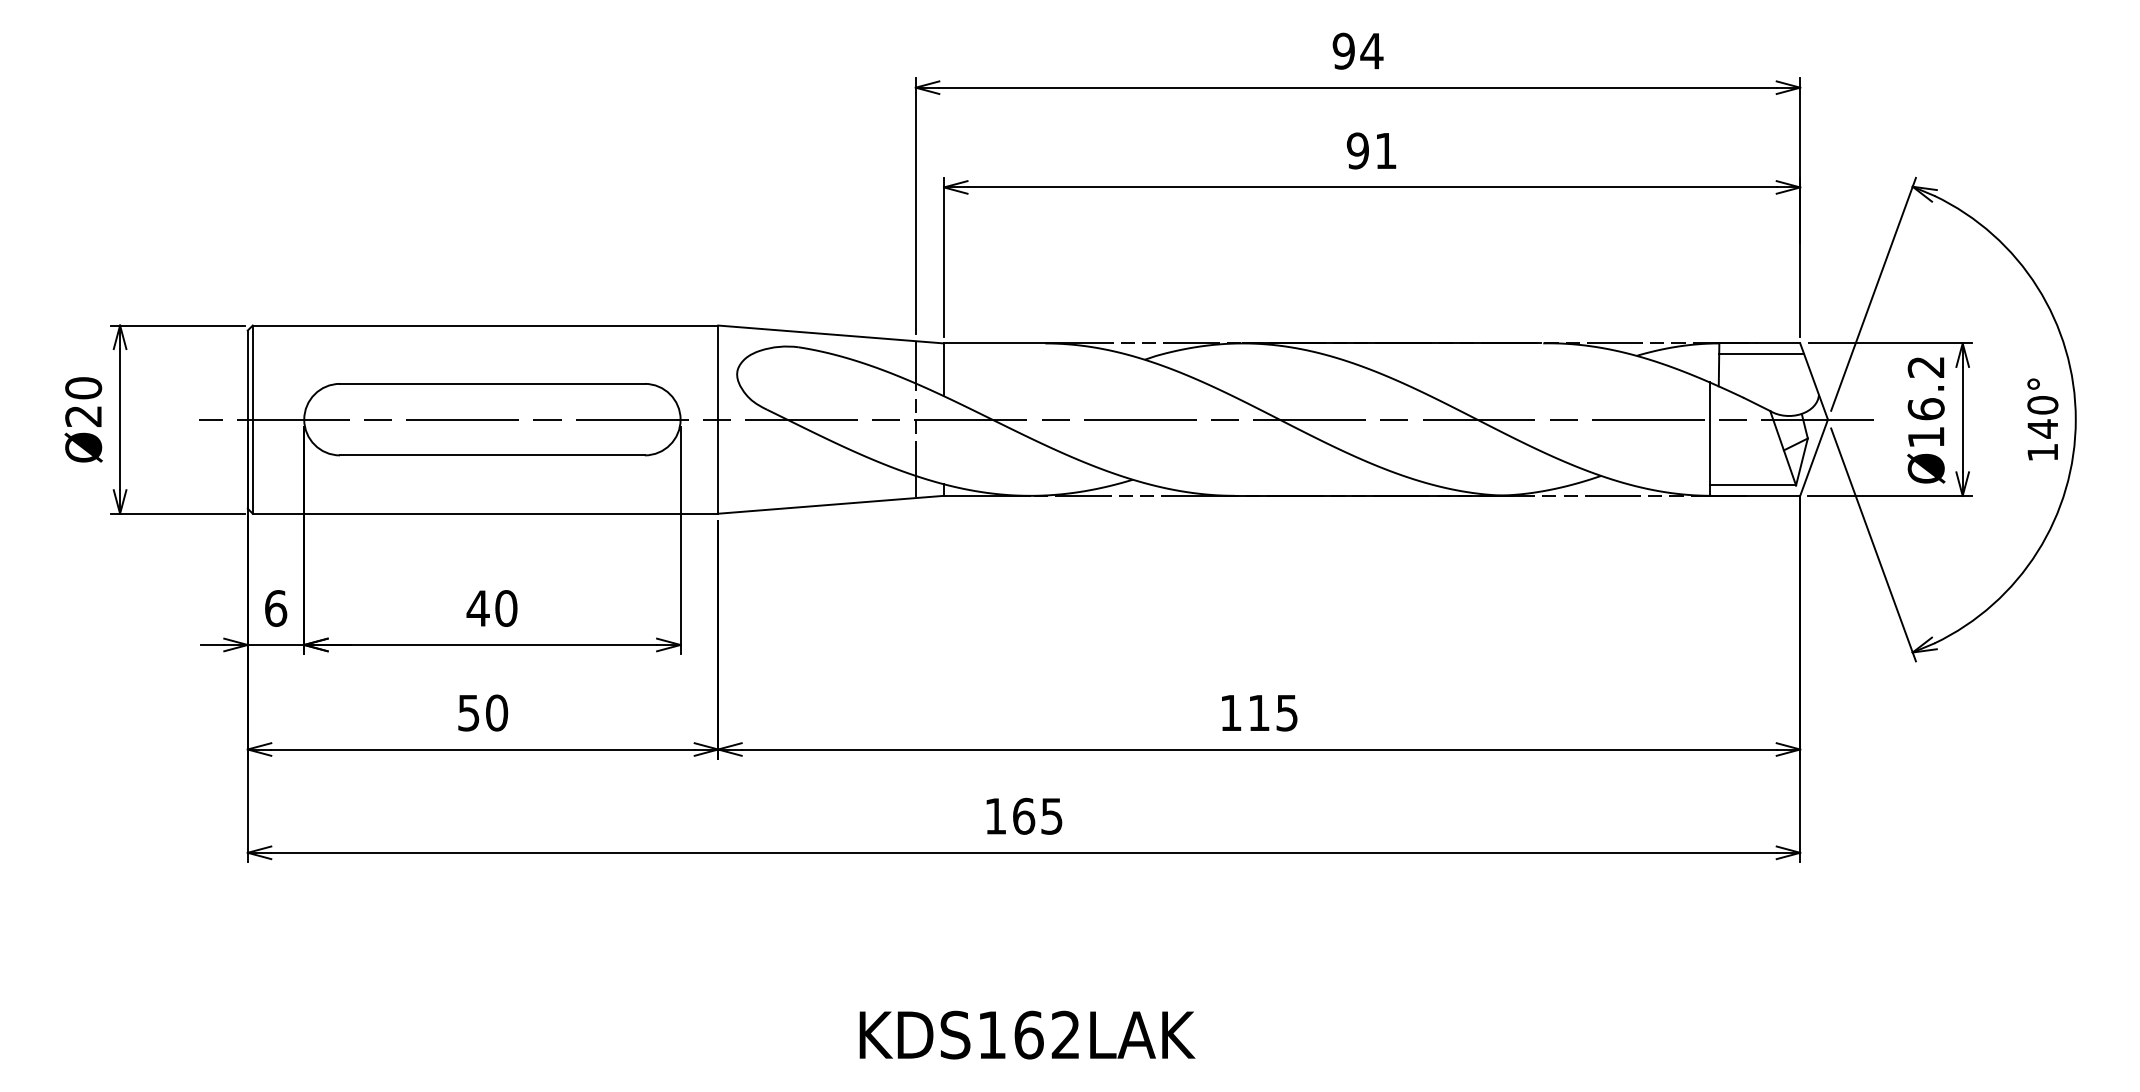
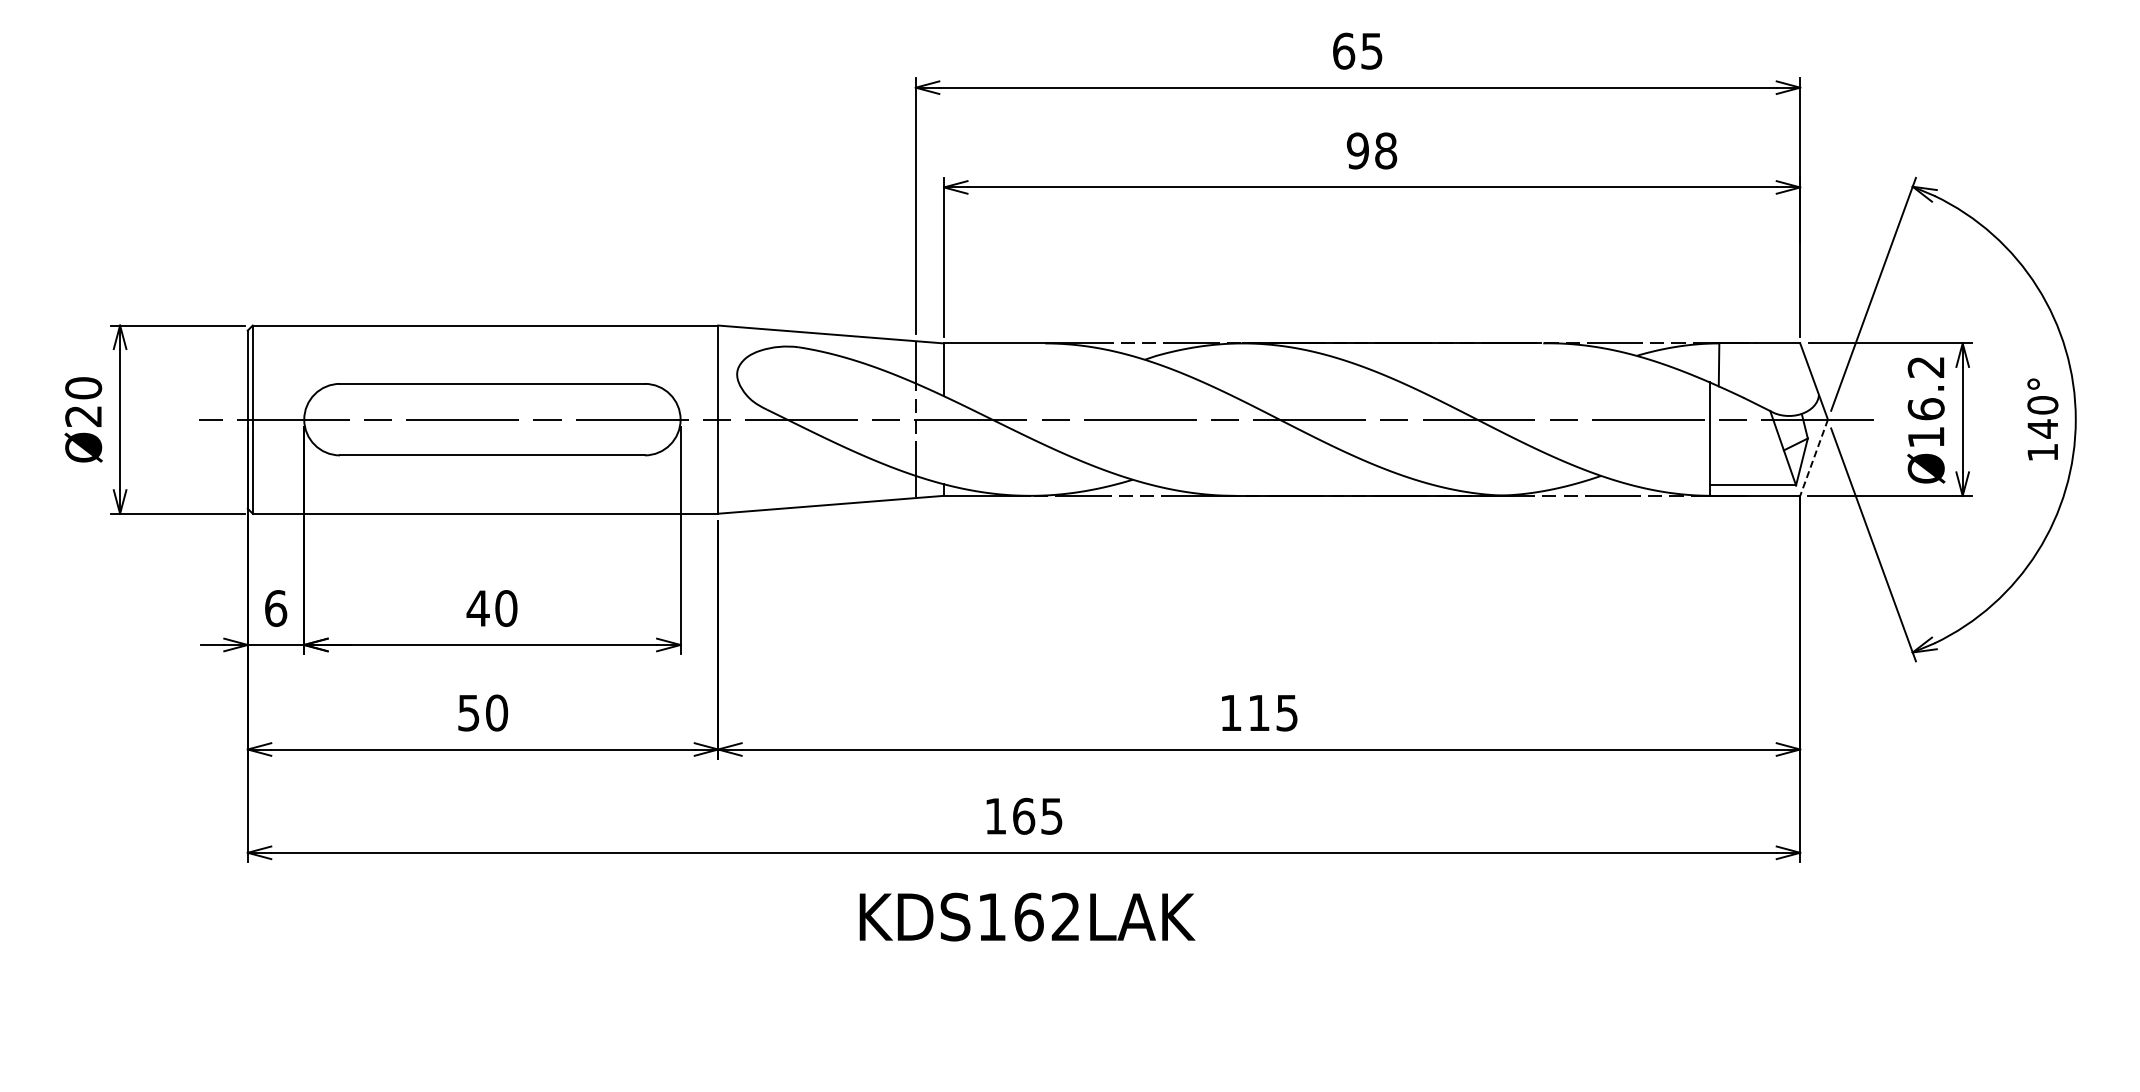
text: 94 -> 65 (1357, 50)
text: 91 -> 98 (1386, 150)
line: present -> none (1761, 353)
line: solid -> dashed (1814, 457)
text position: (1027, 1034) -> (1027, 916) (1027, 916)
